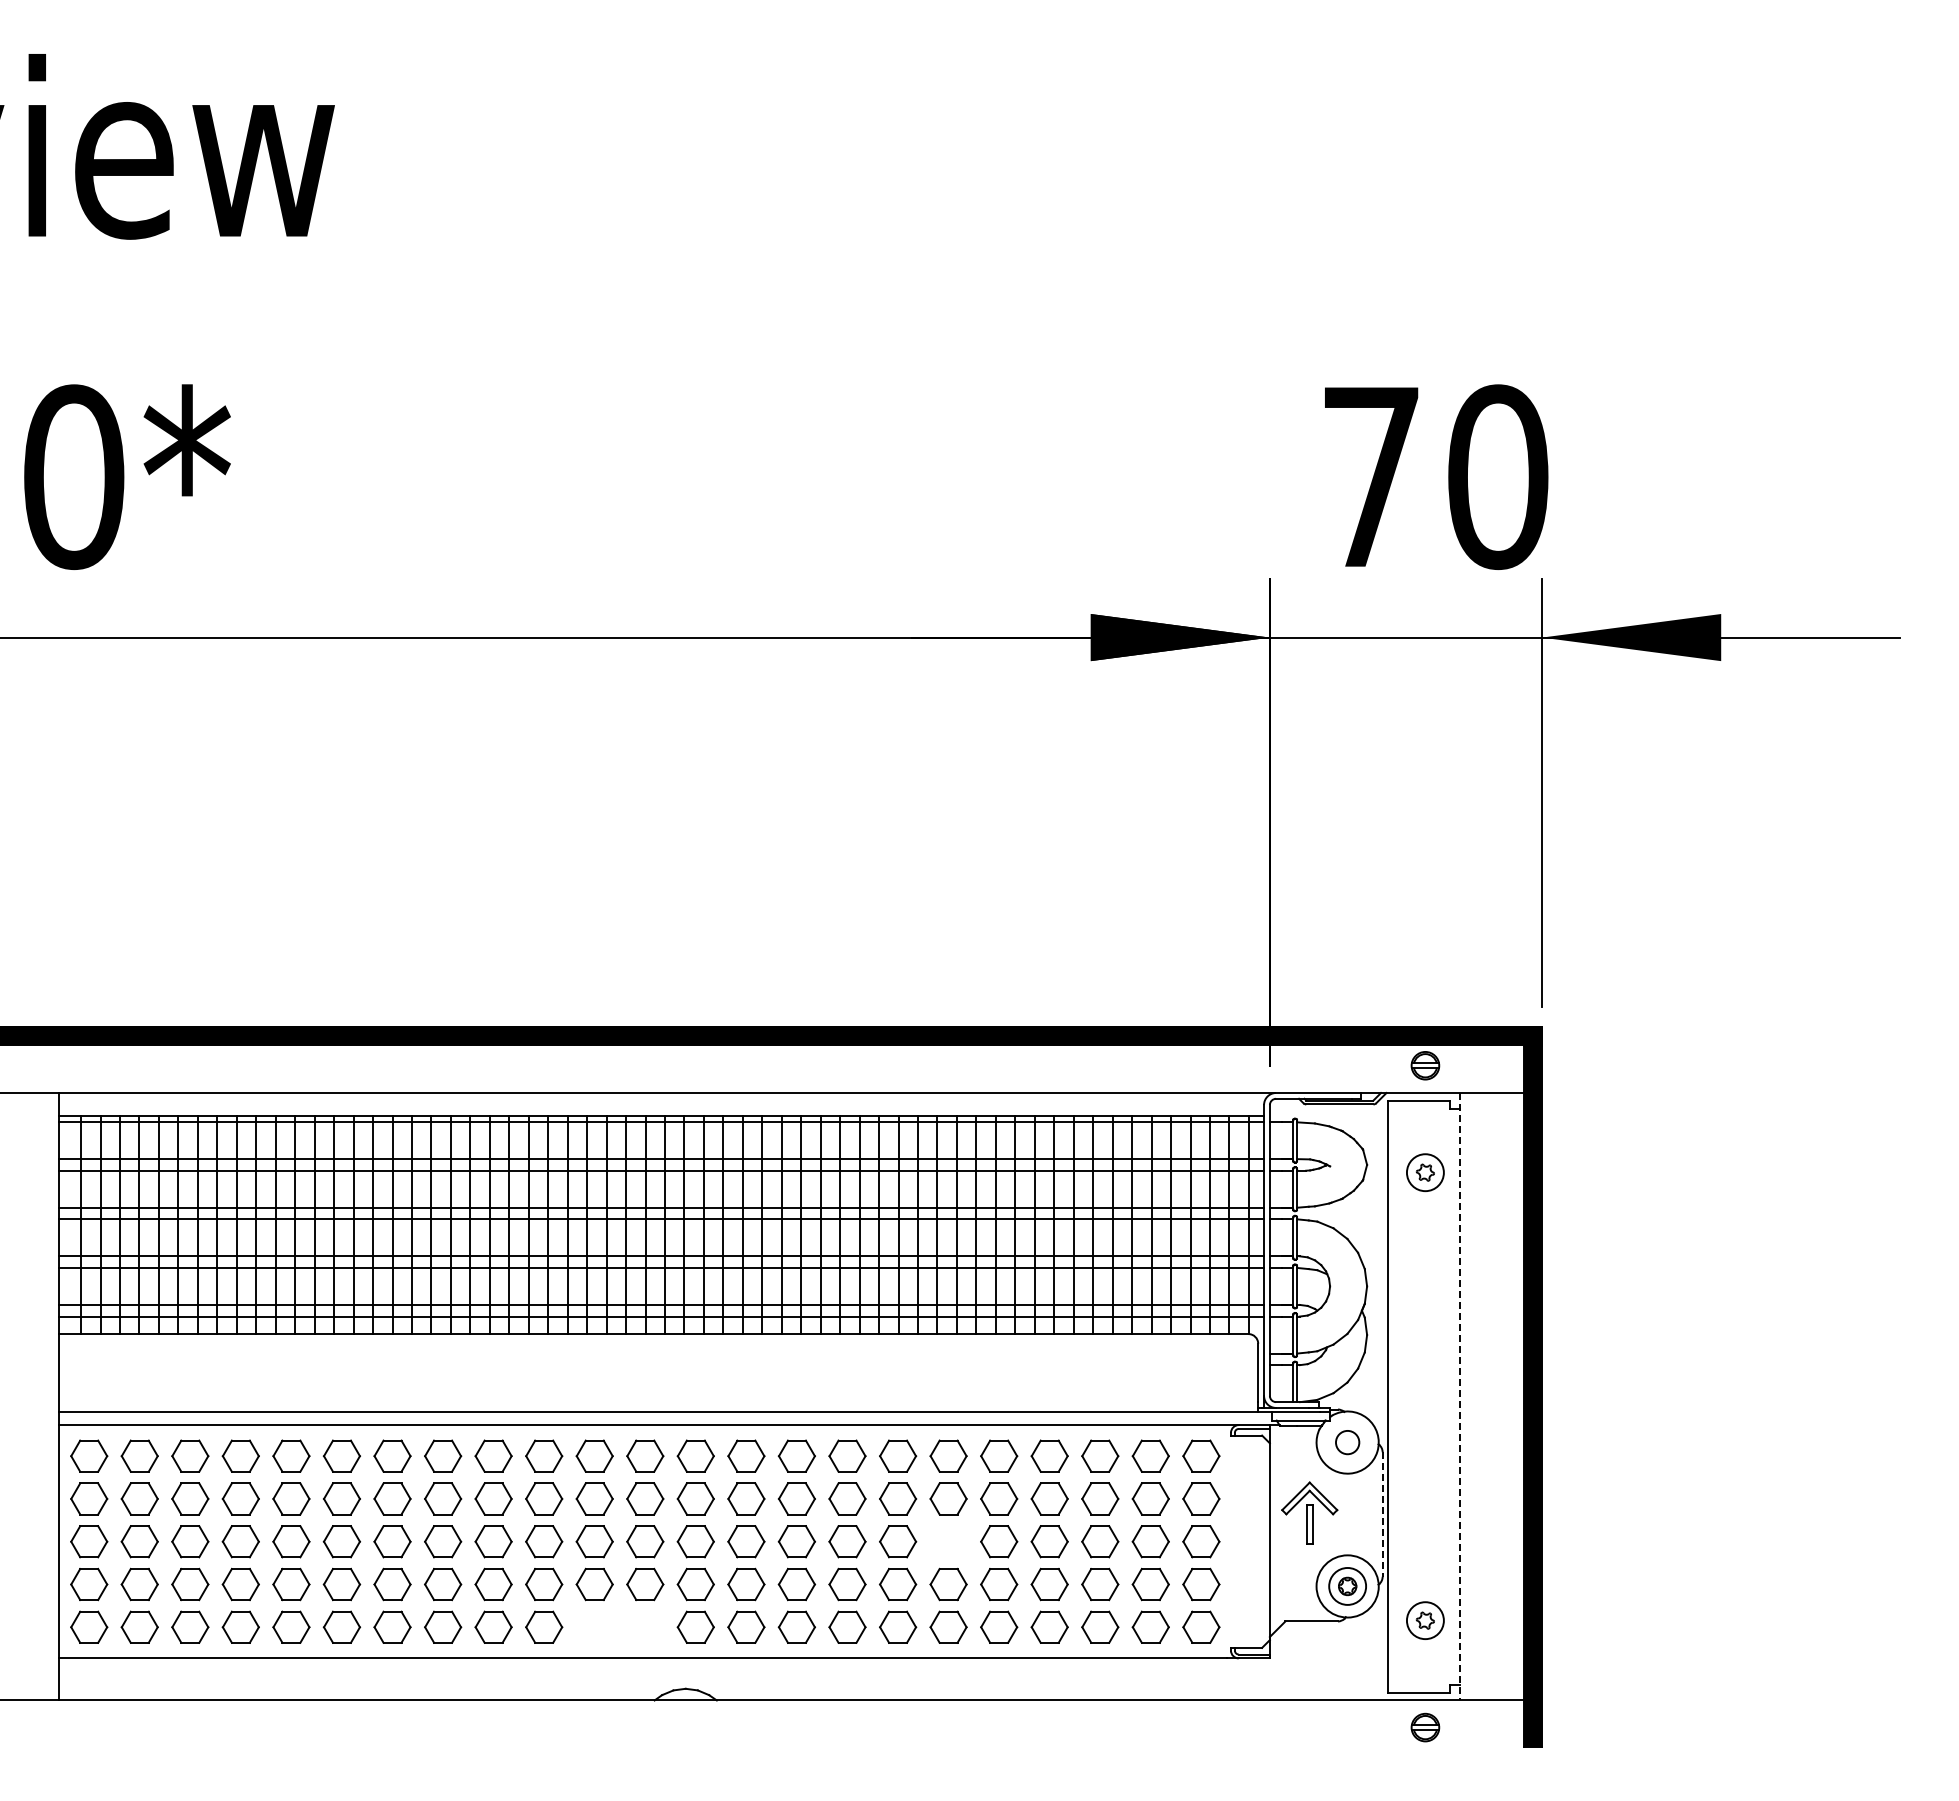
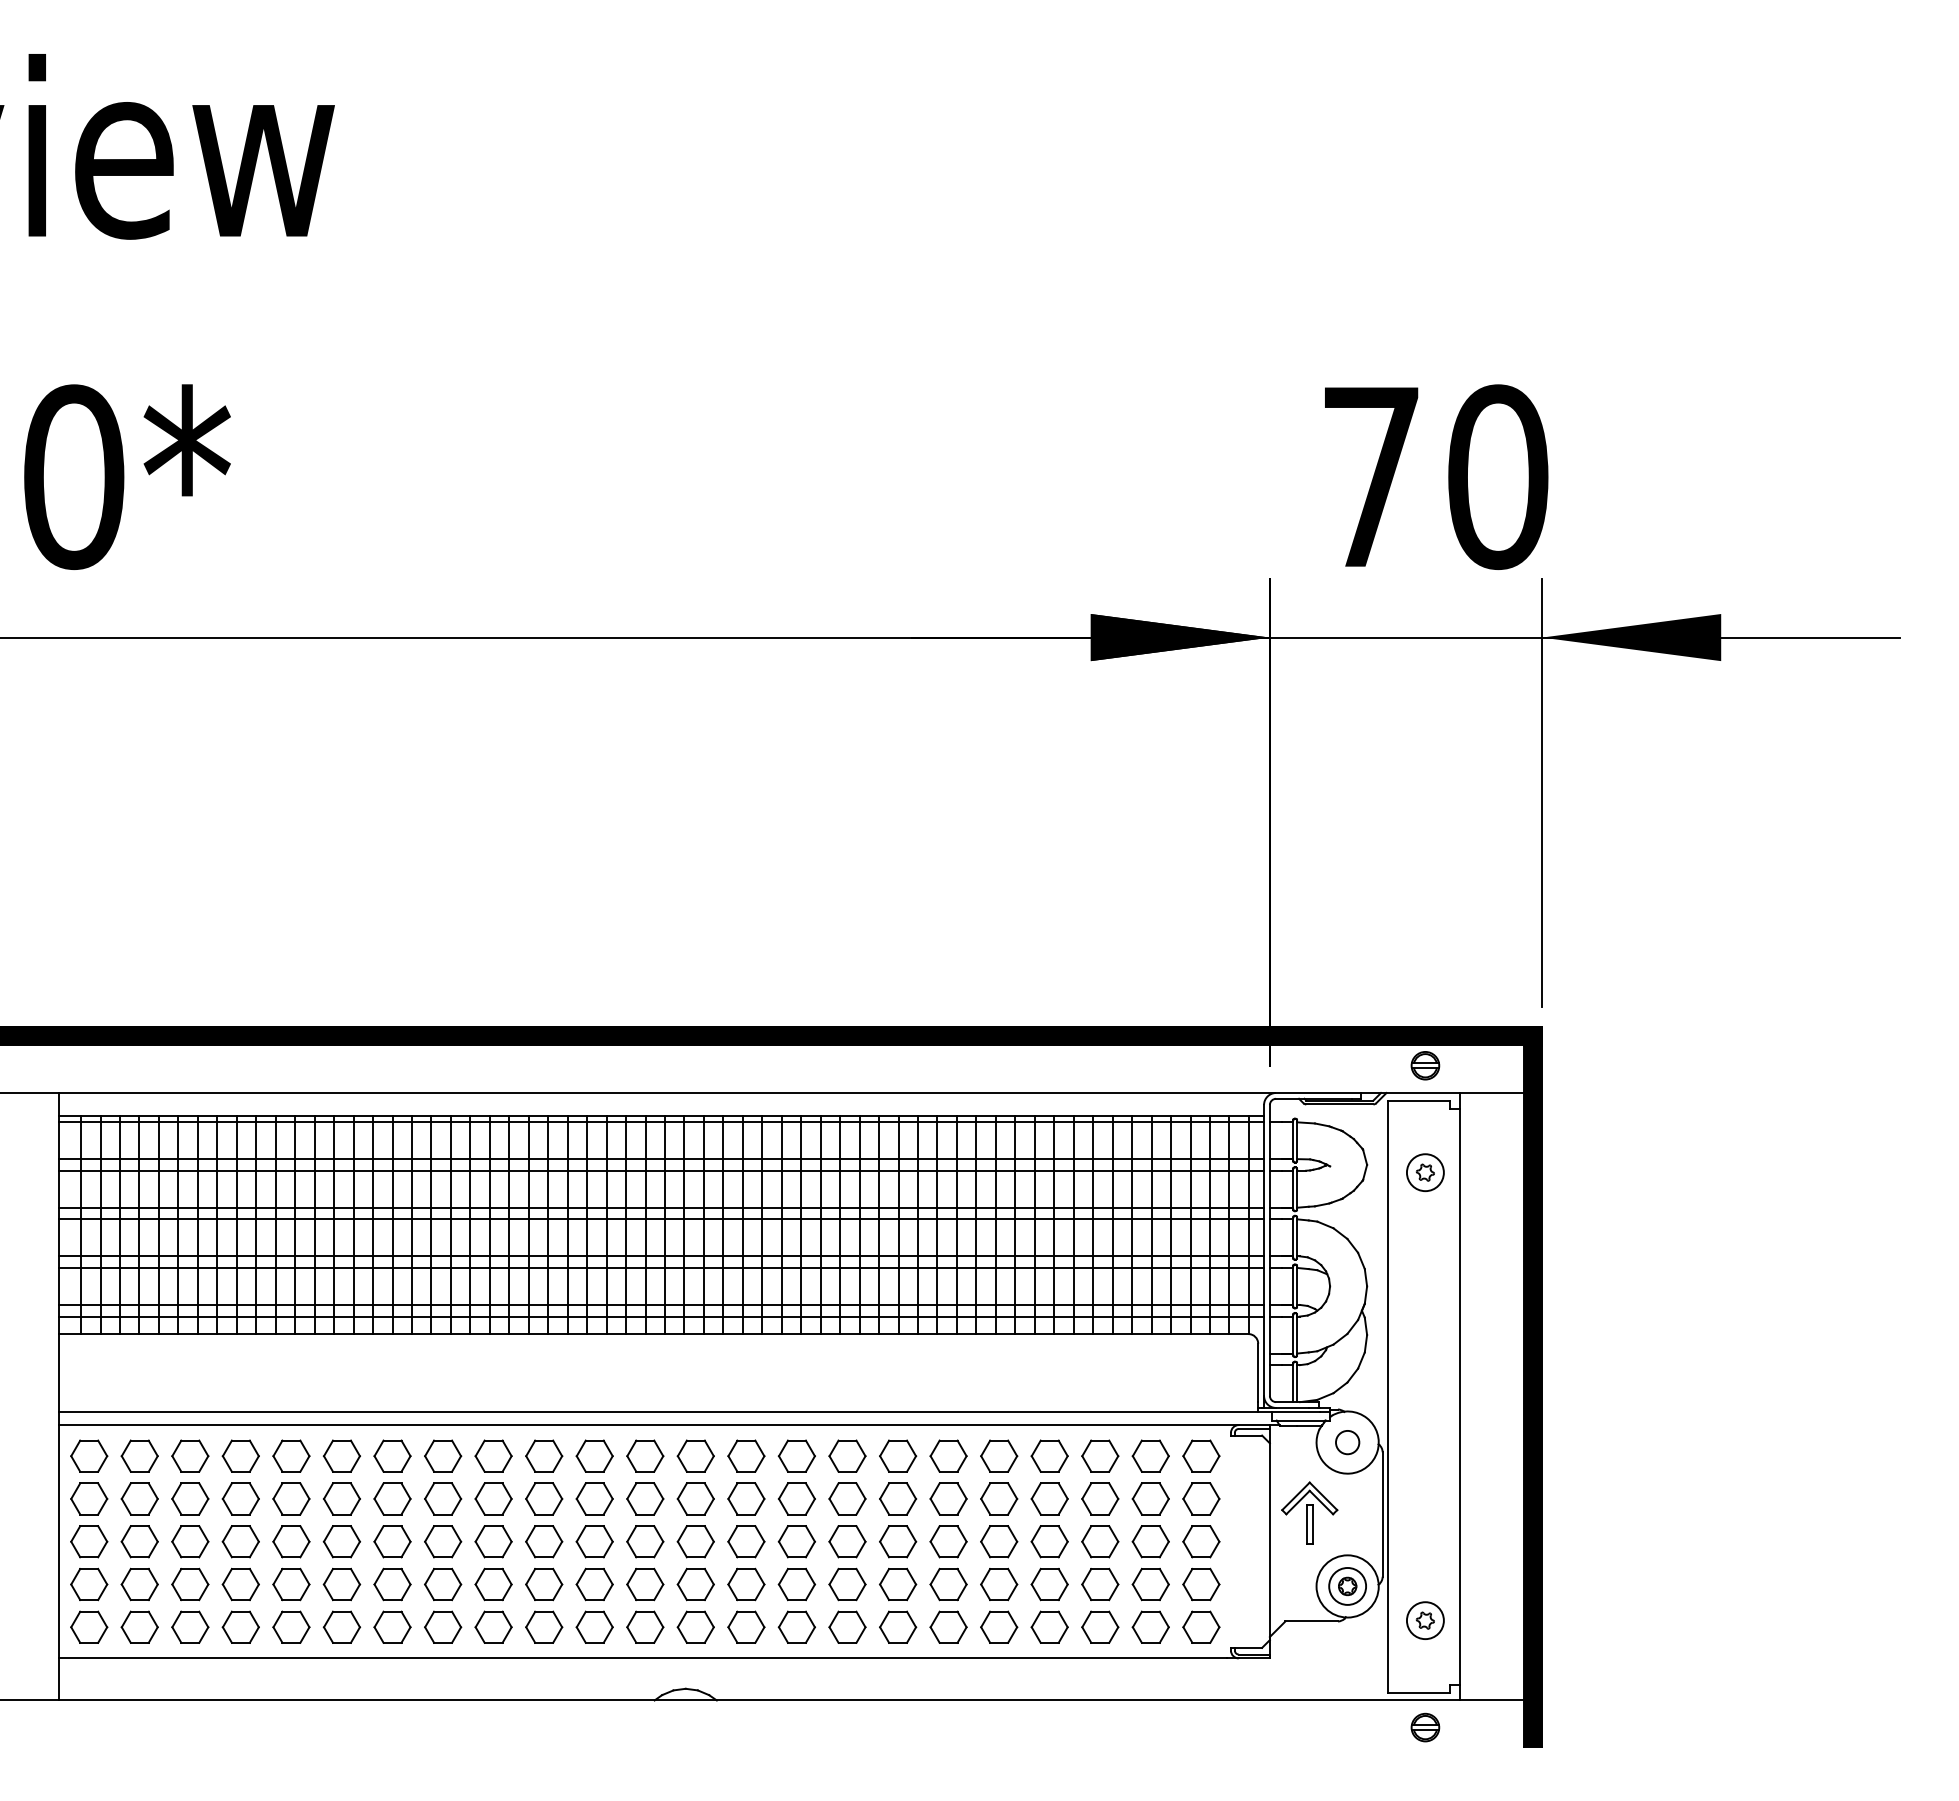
line: dashed -> solid (1460, 1396)
line: dashed -> solid (1382, 1515)
part: none -> present (948, 1541)
part: none -> present (594, 1626)
part: none -> present (645, 1626)
